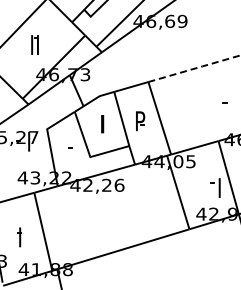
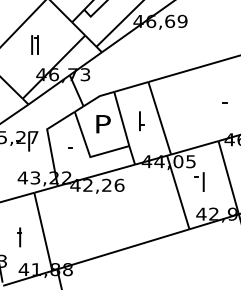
line: dashed -> solid (194, 68)
text: P -> I (140, 121)
text: I -> P (103, 124)
part position: (215, 187) -> (199, 181) (199, 181)
